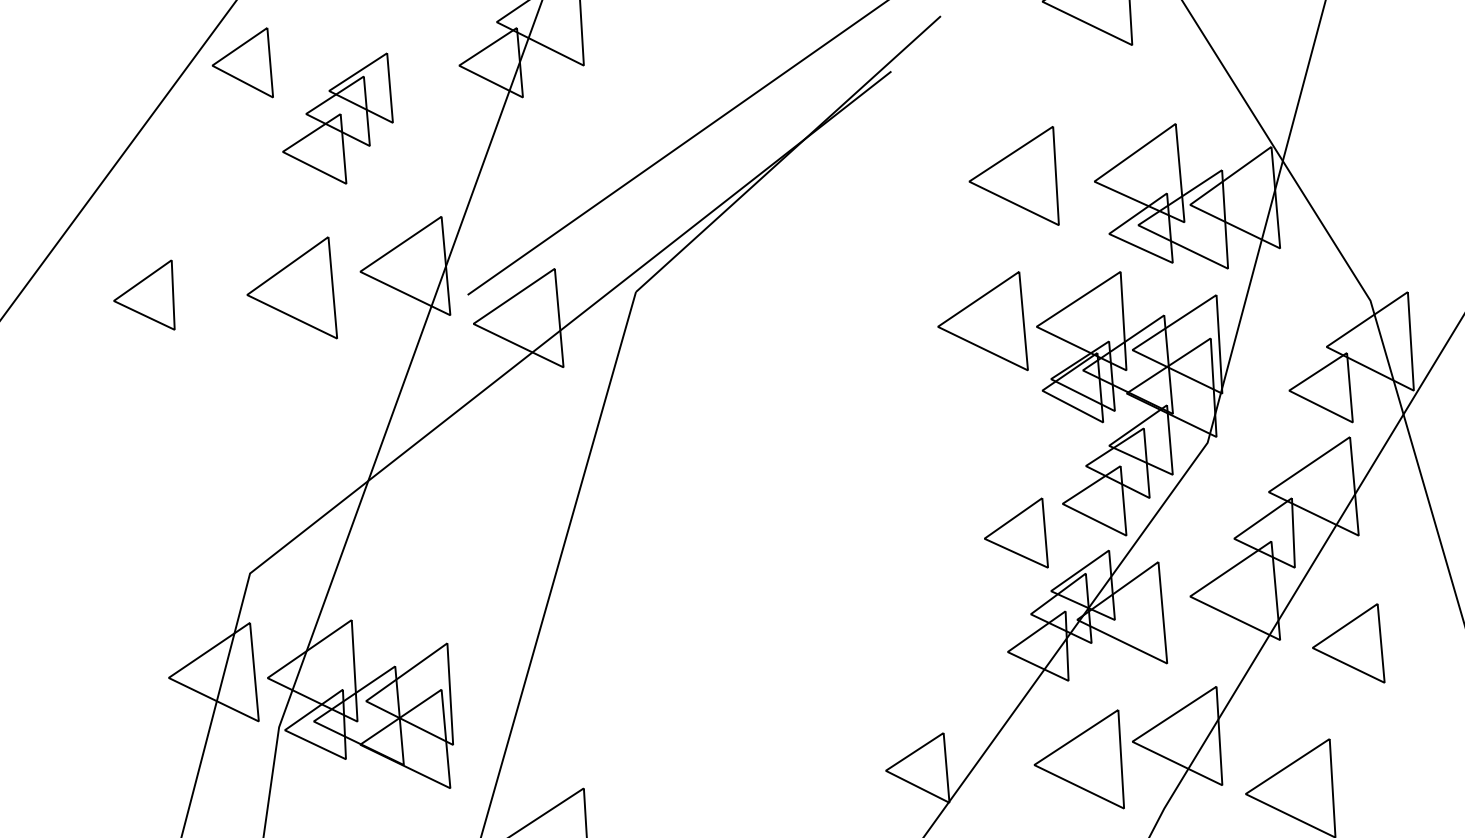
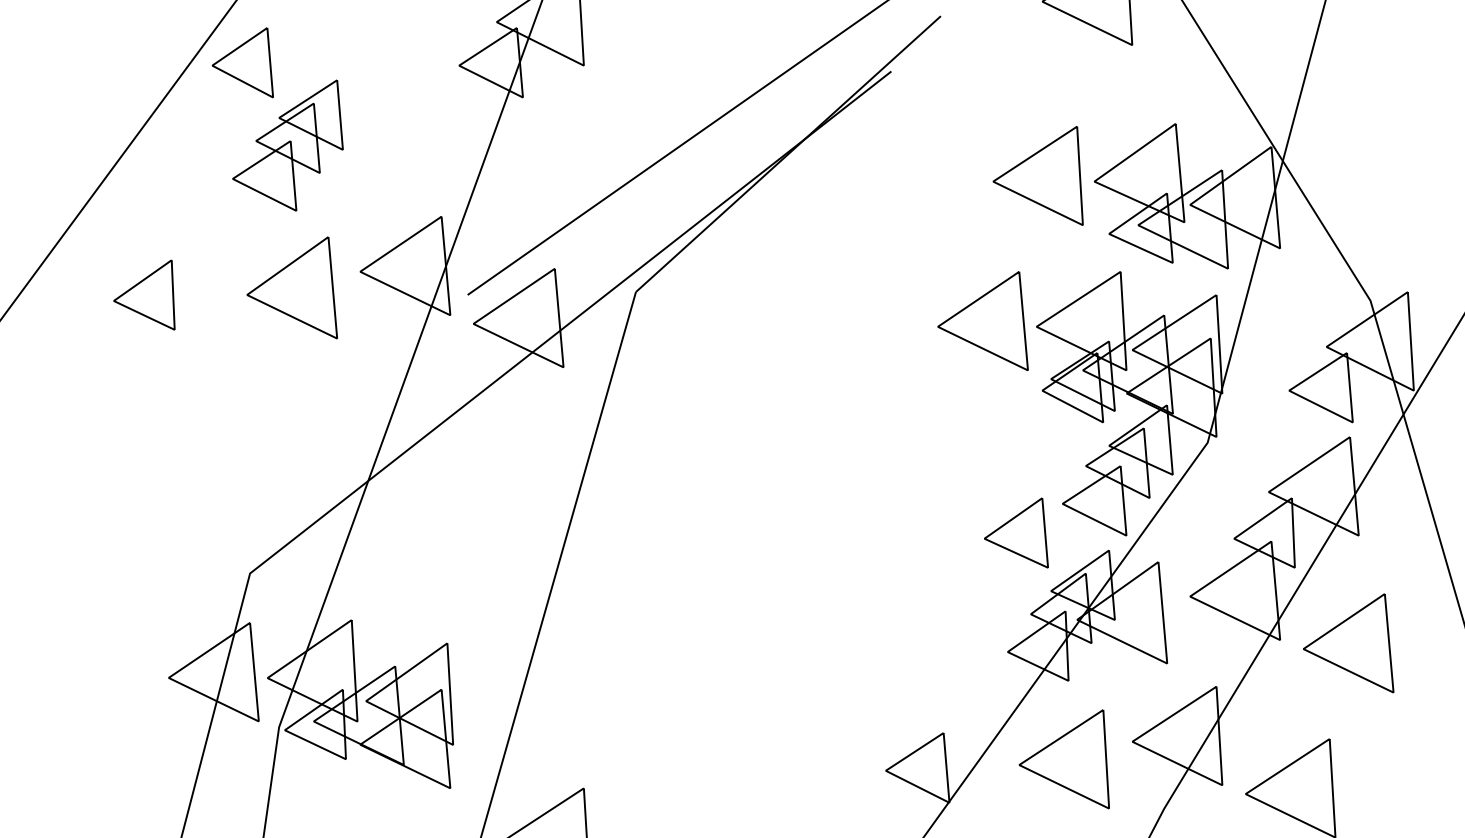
part position: (337, 118) -> (287, 145) (287, 145)
part position: (1013, 175) -> (1037, 175) (1037, 175)
part size: 74x81 px -> 92x101 px (1348, 643)
part position: (1078, 759) -> (1063, 759) (1063, 759)
